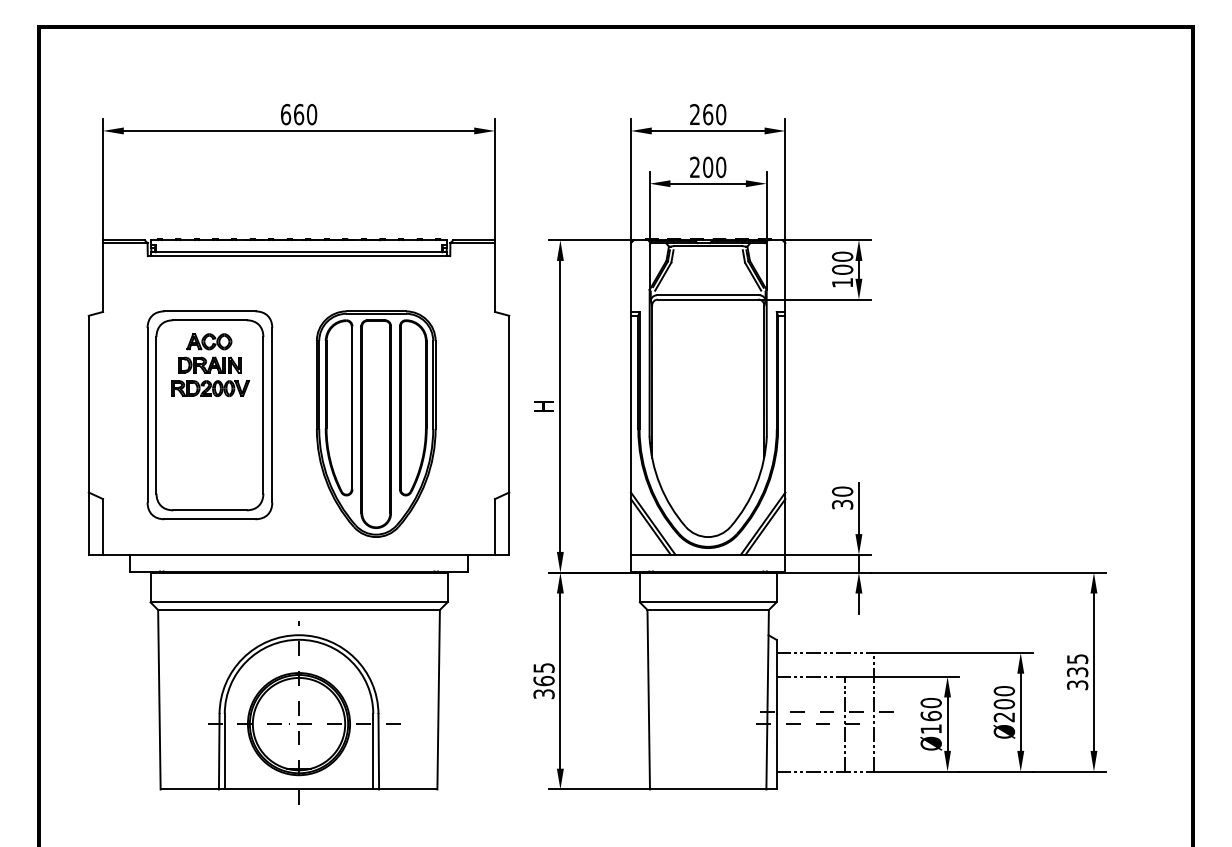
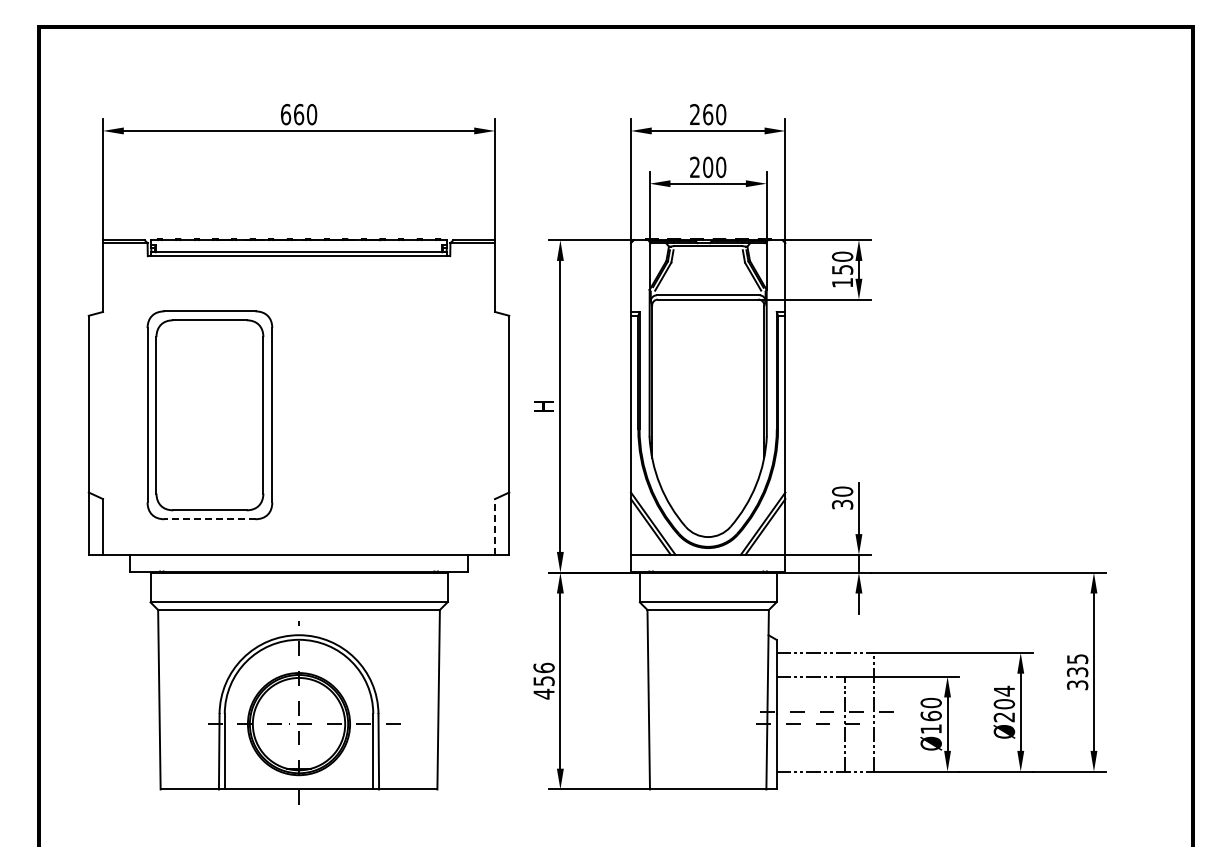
text: 100 -> 150 (842, 269)
part: present -> none (210, 365)
part: present -> none (376, 423)
line: solid -> dashed (209, 519)
line: solid -> dashed (495, 526)
text: 365 -> 456 (543, 680)
text: Ø200 -> Ø204 (1004, 690)
